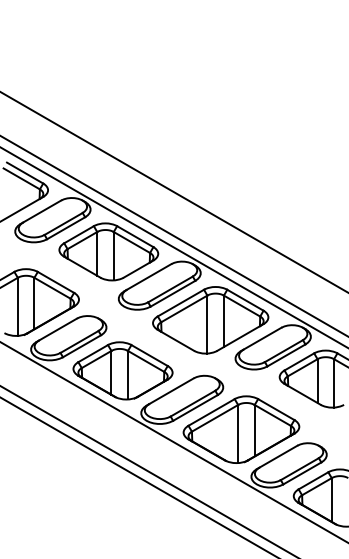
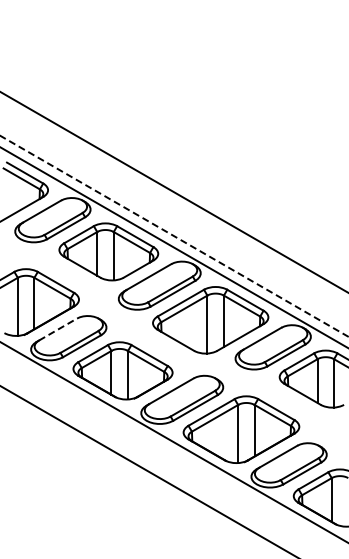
line: solid -> dashed (174, 236)
line: solid -> dashed (58, 329)
line: present -> none (138, 476)
